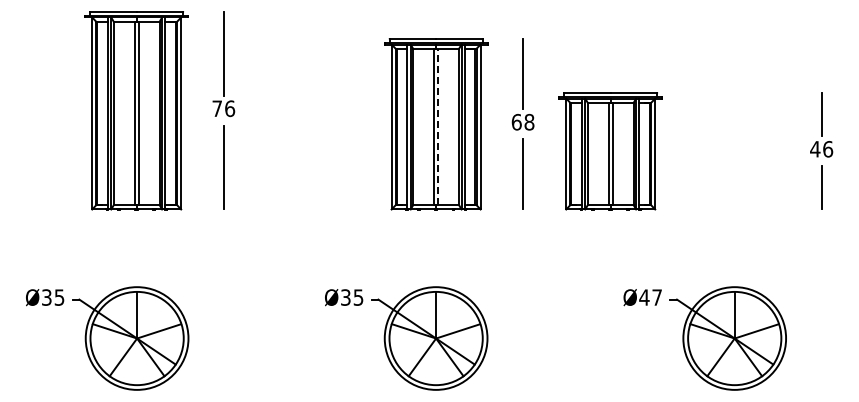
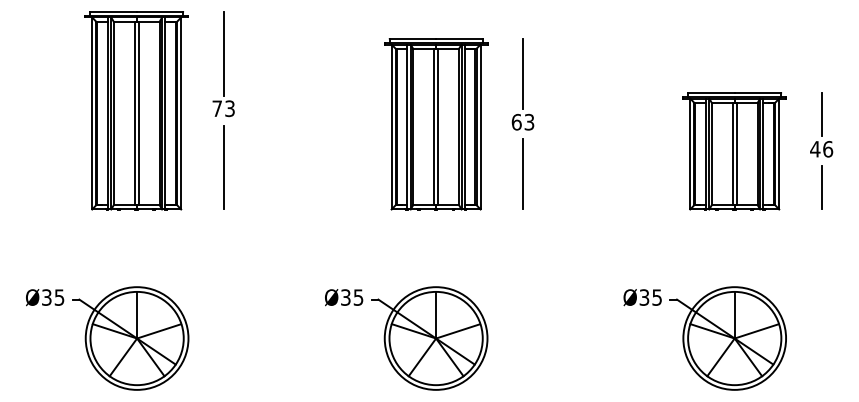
text: 76 -> 73 (230, 108)
text: 68 -> 63 (529, 122)
line: dashed -> solid (438, 126)
part position: (610, 151) -> (734, 151) (734, 151)
text: Ø47 -> Ø35 (650, 297)
